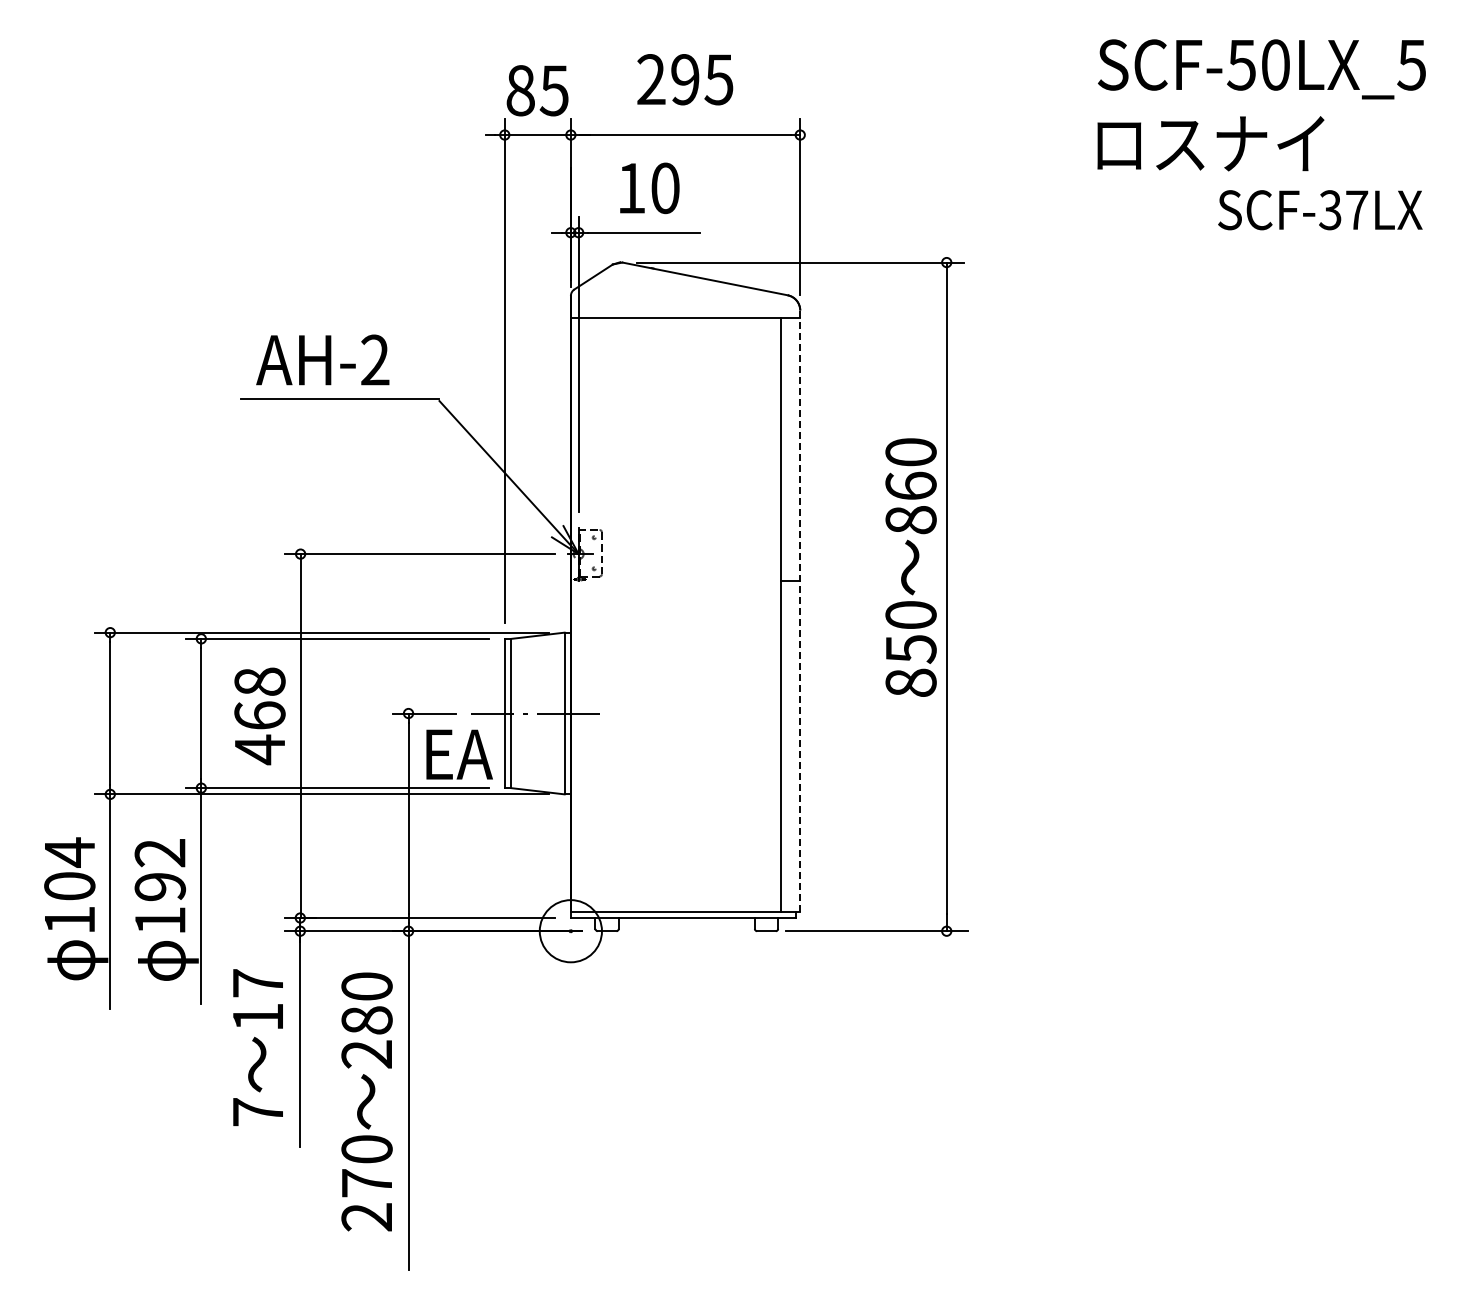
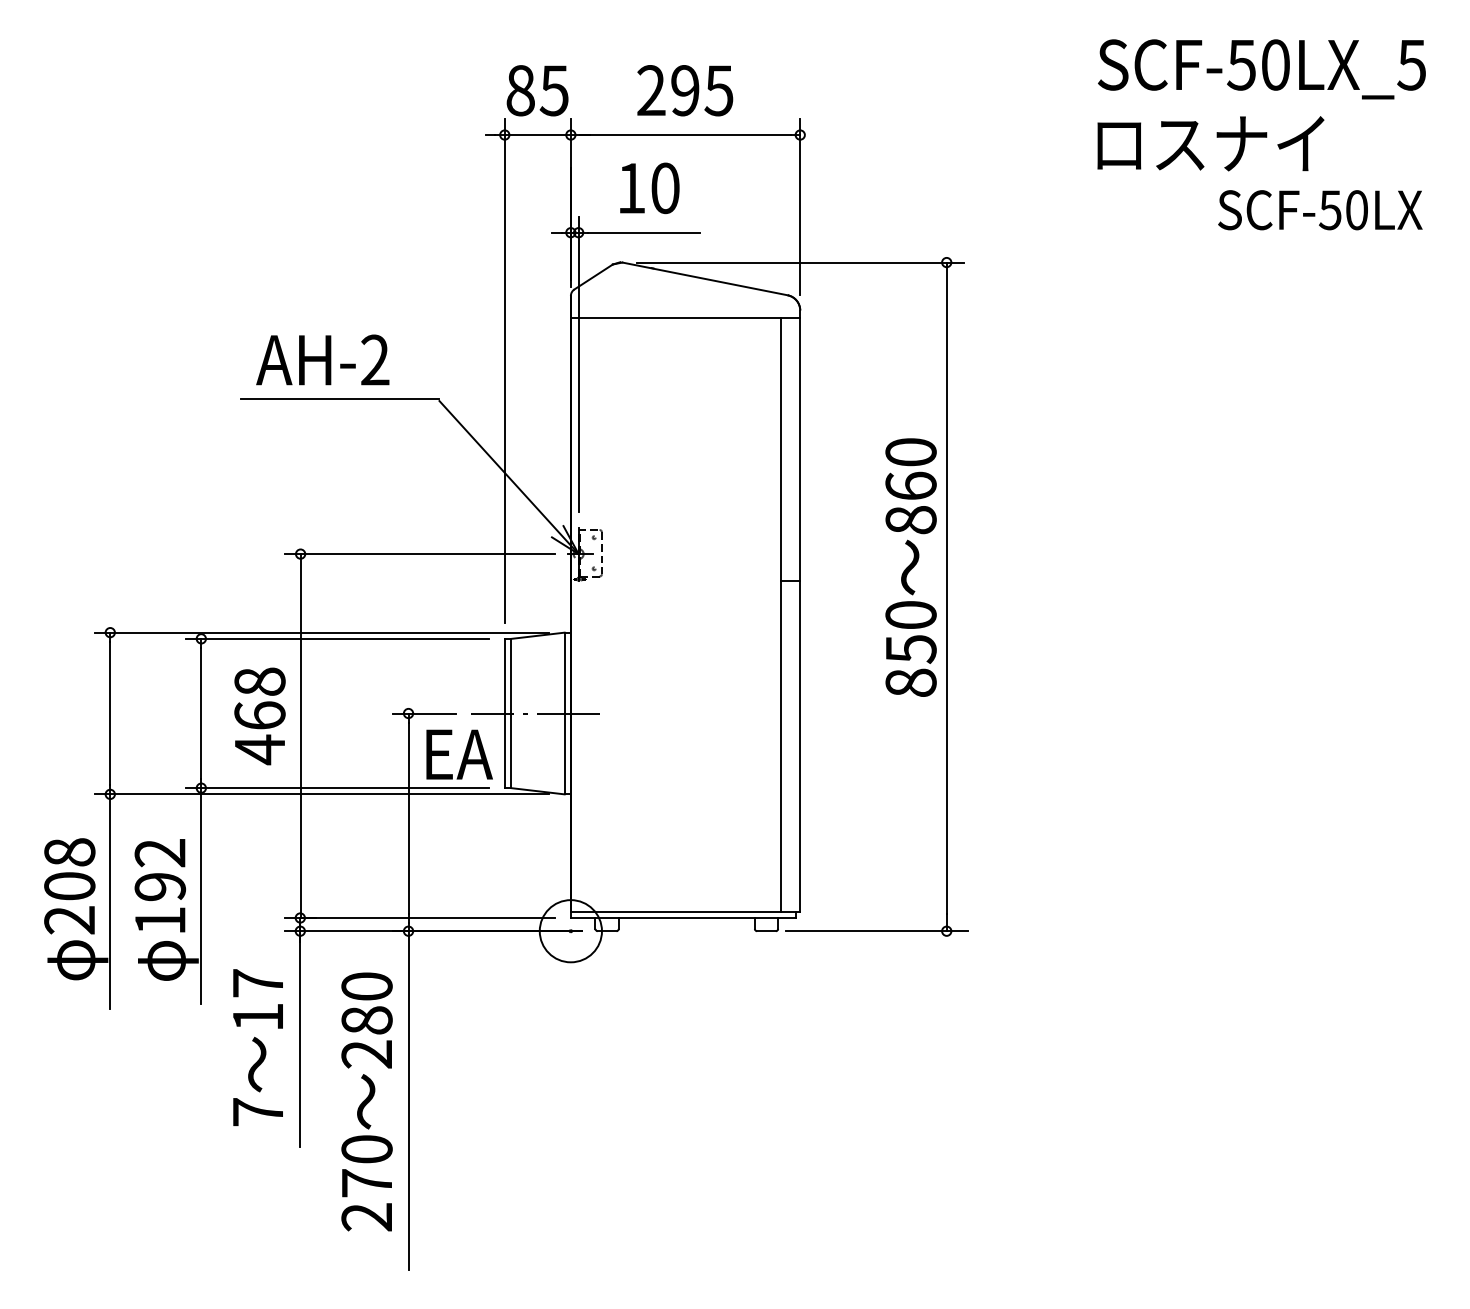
text position: (685, 79) -> (685, 90) (685, 90)
text: SCF-37LX -> SCF-50LX (1343, 210)
line: dashed -> solid (800, 611)
text: 104 -> 208 (69, 885)
